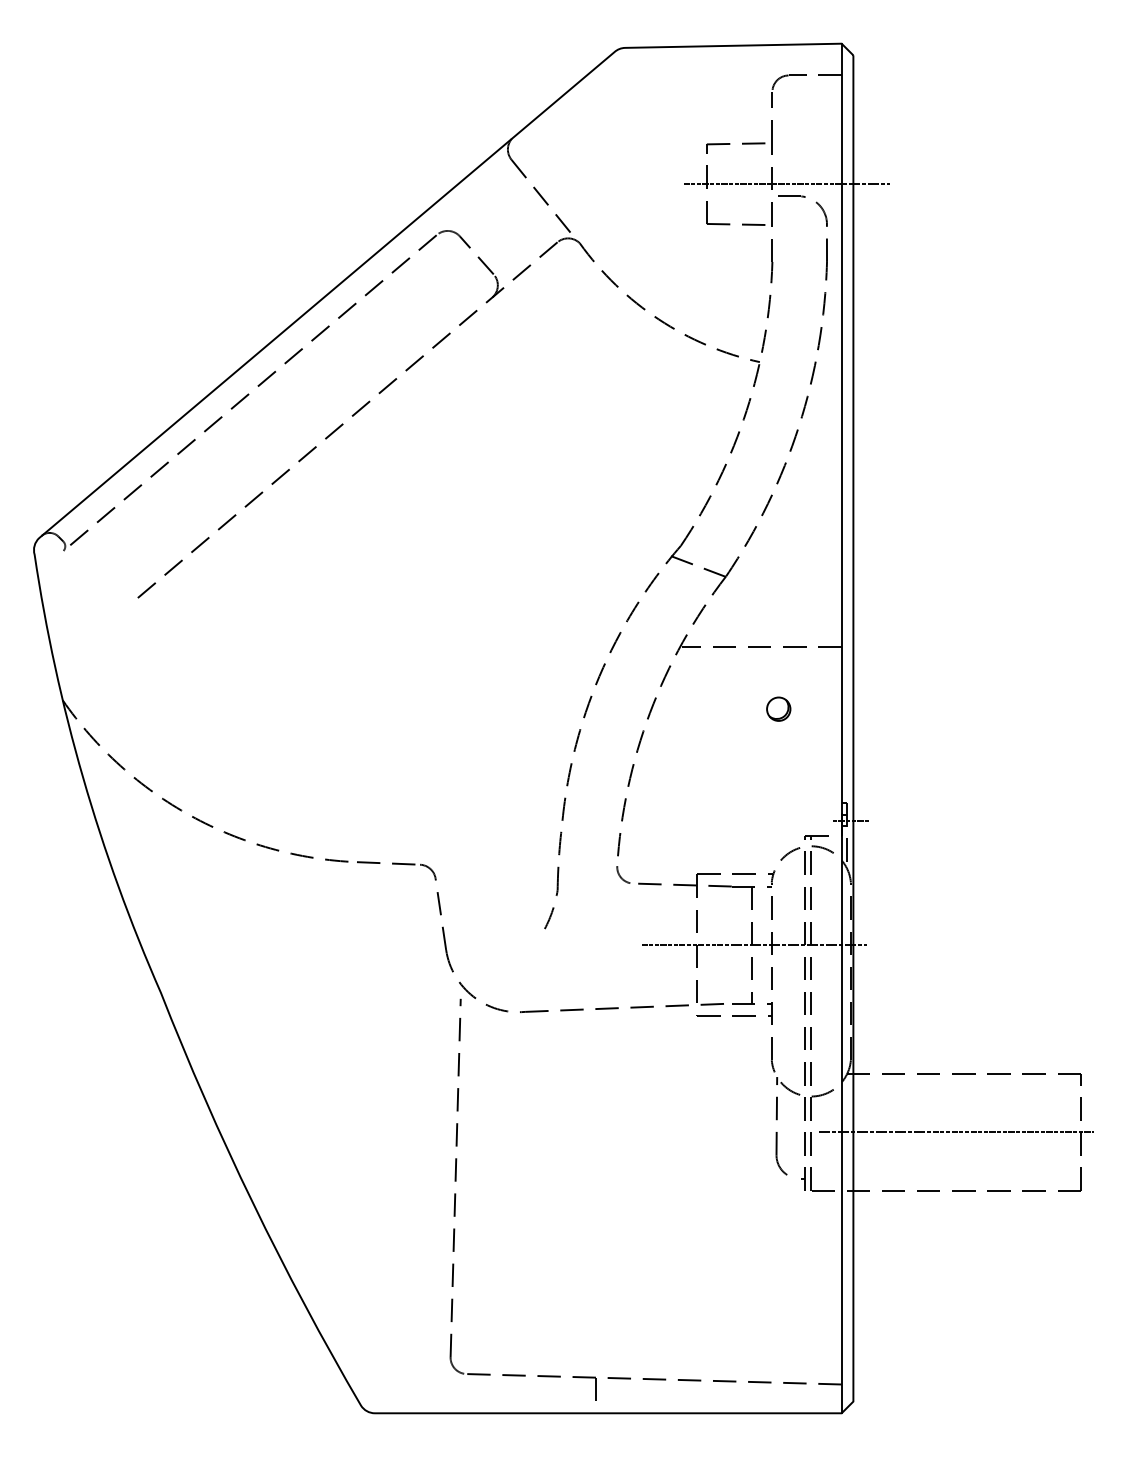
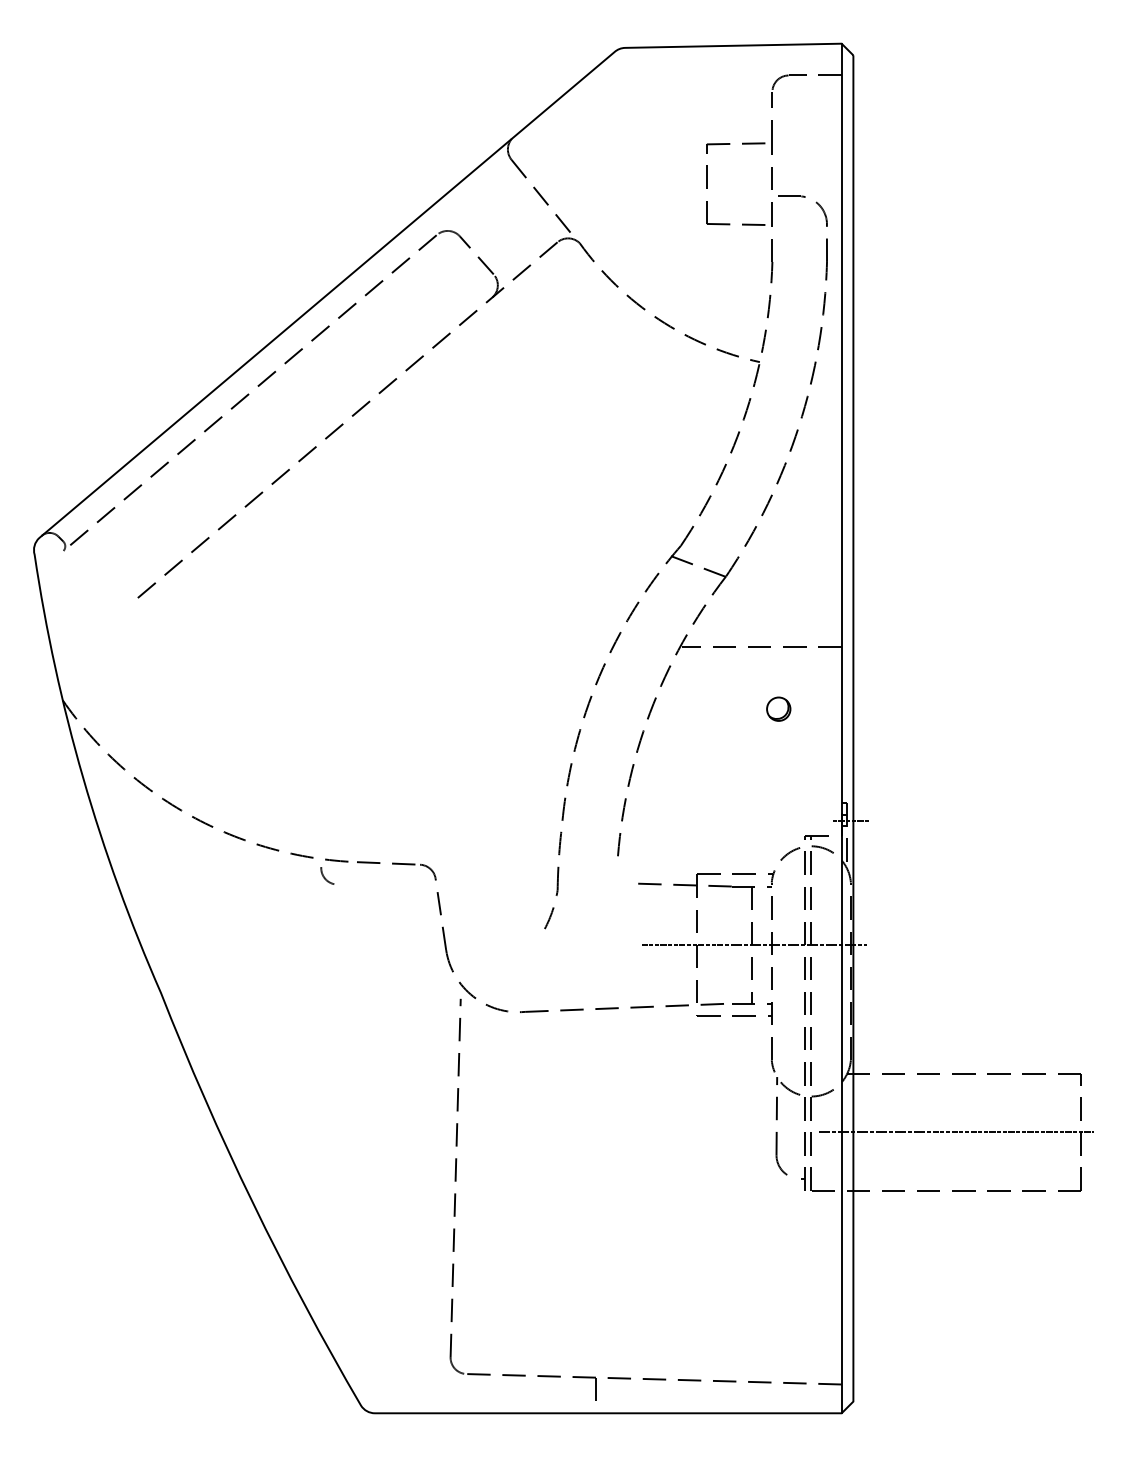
line: present -> none (786, 184)
arc position: (621, 876) -> (325, 877) (325, 877)
